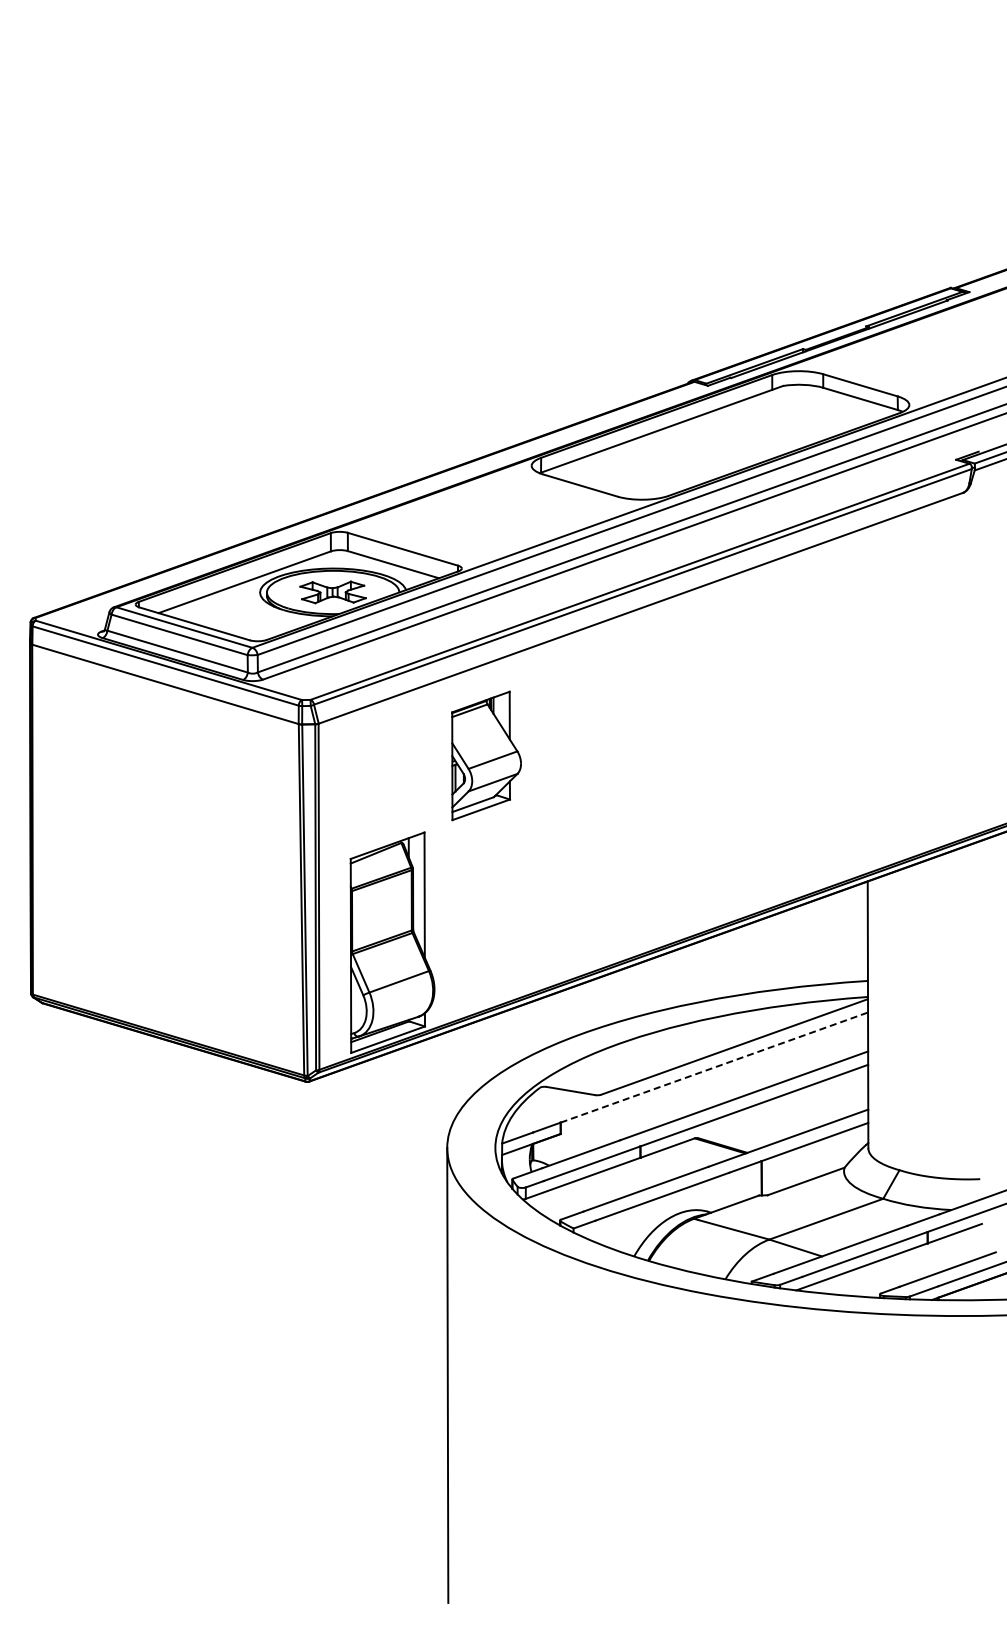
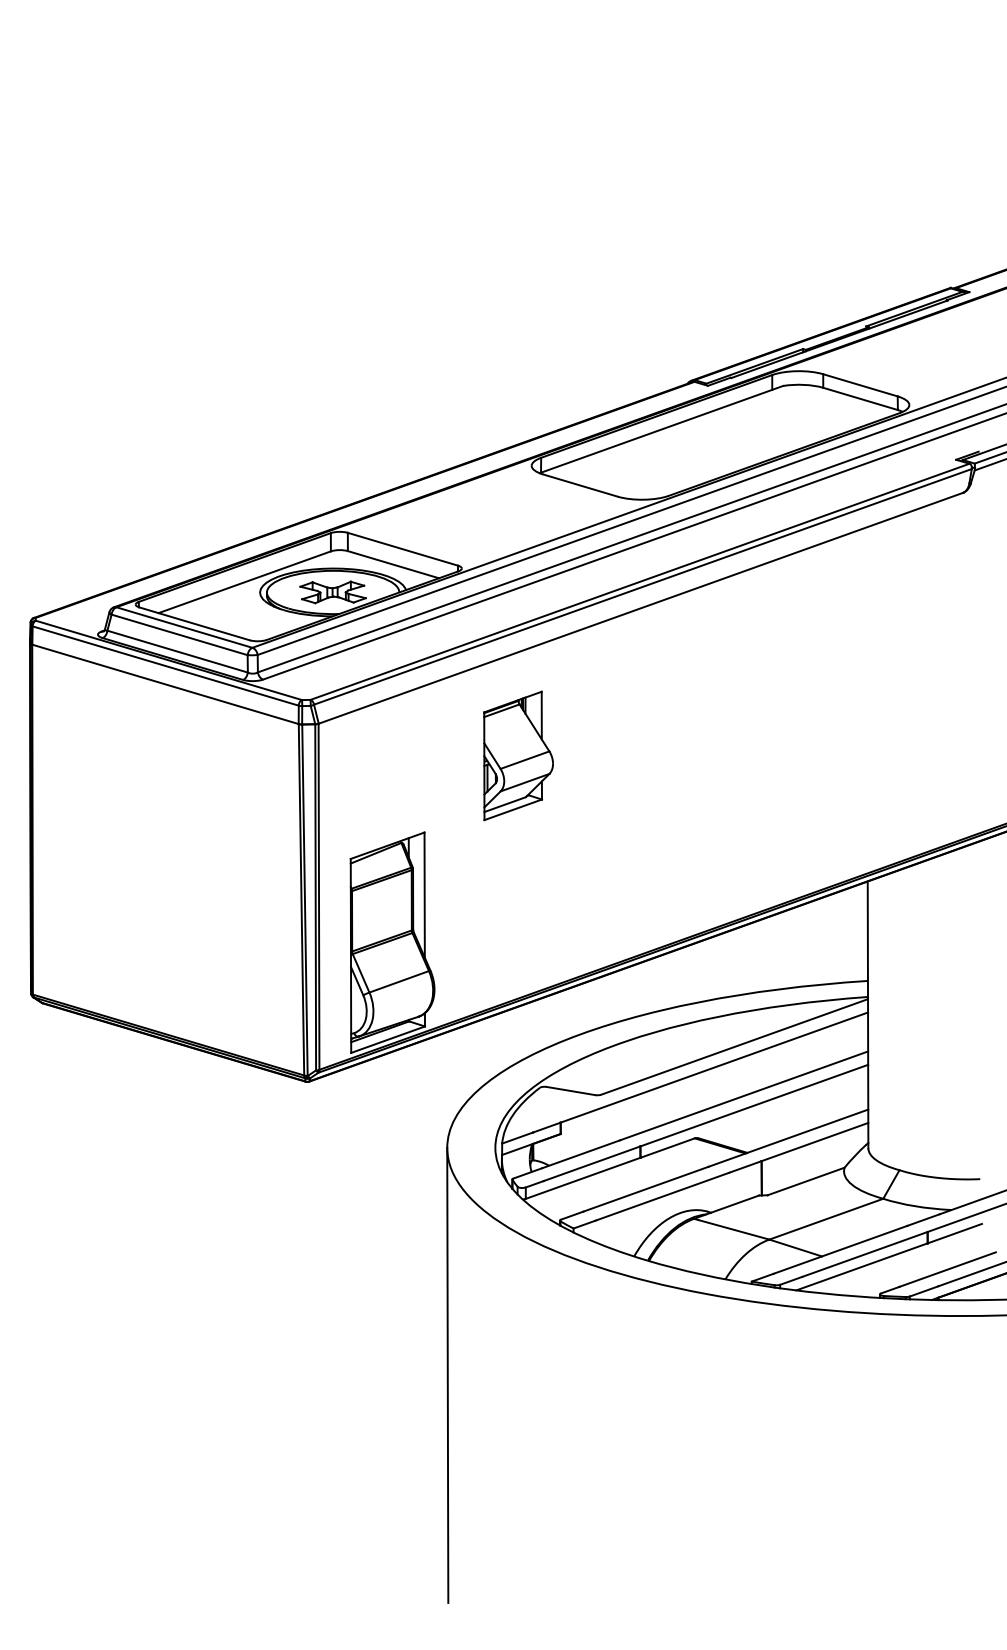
part position: (486, 755) -> (518, 755) (518, 755)
line: dashed -> solid (714, 1067)
